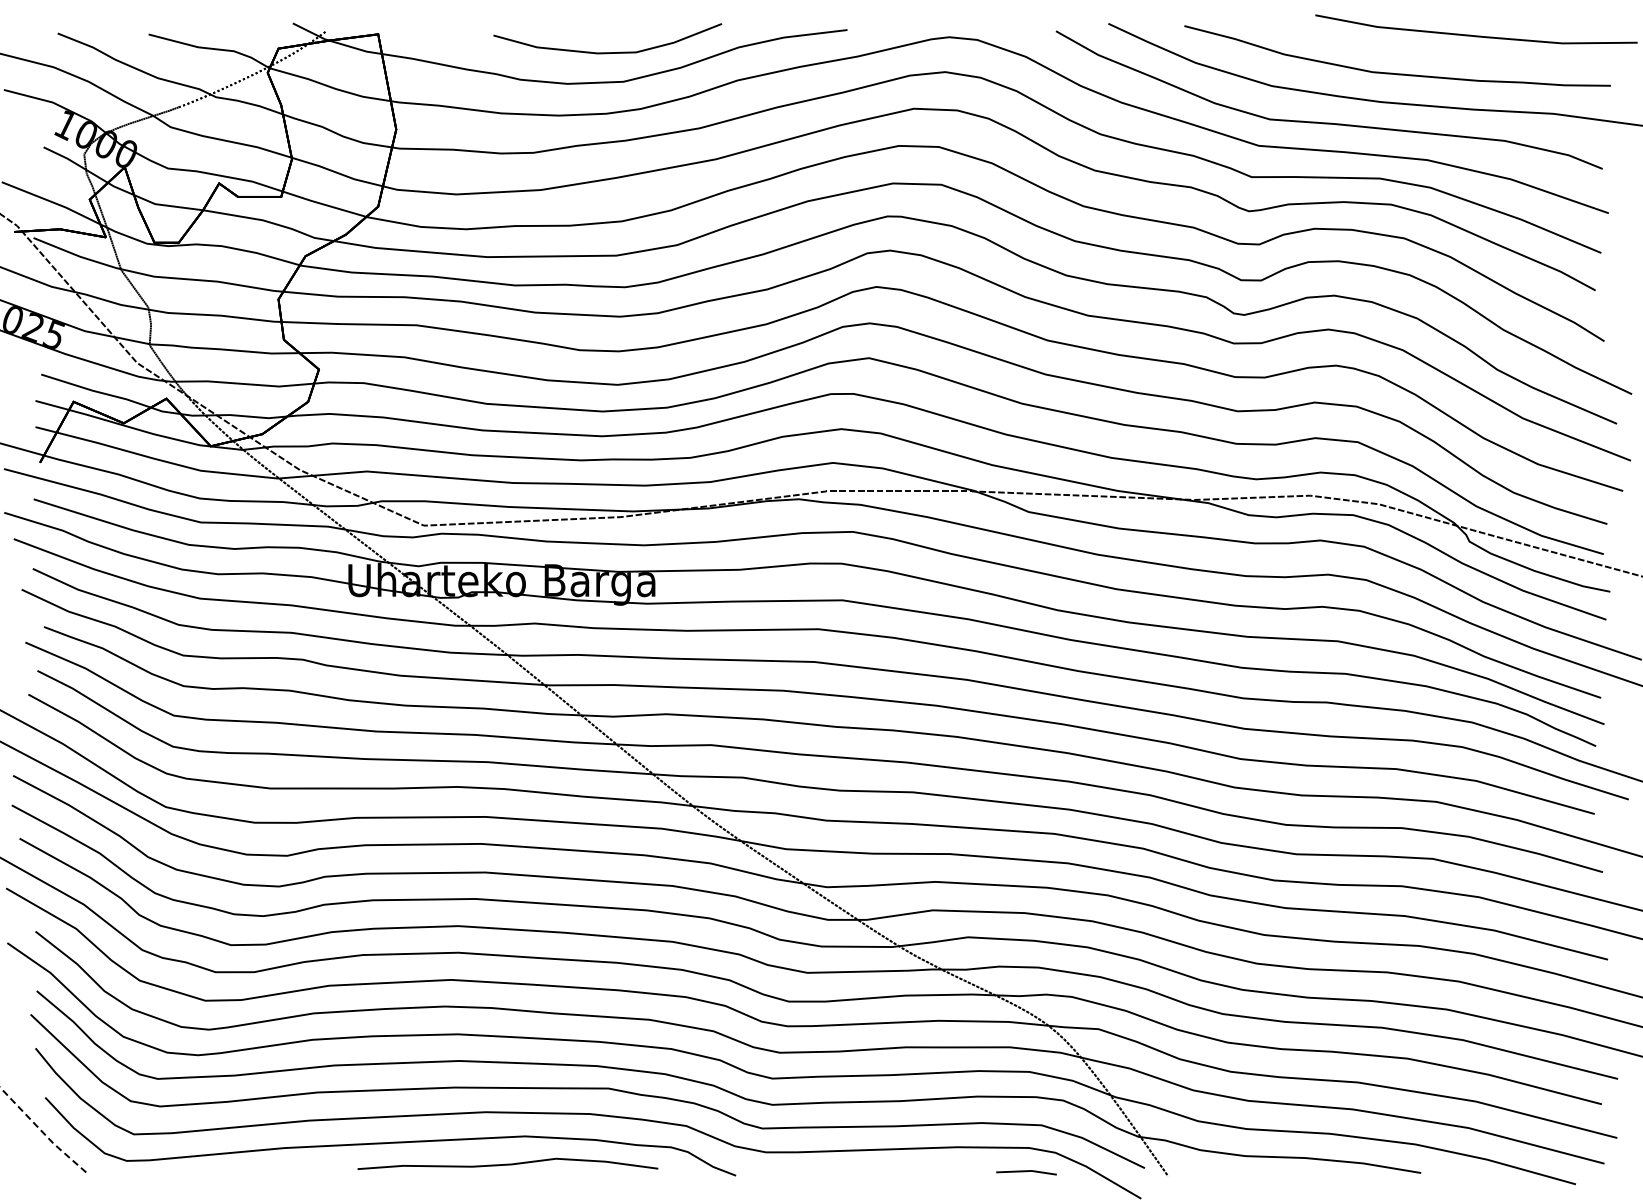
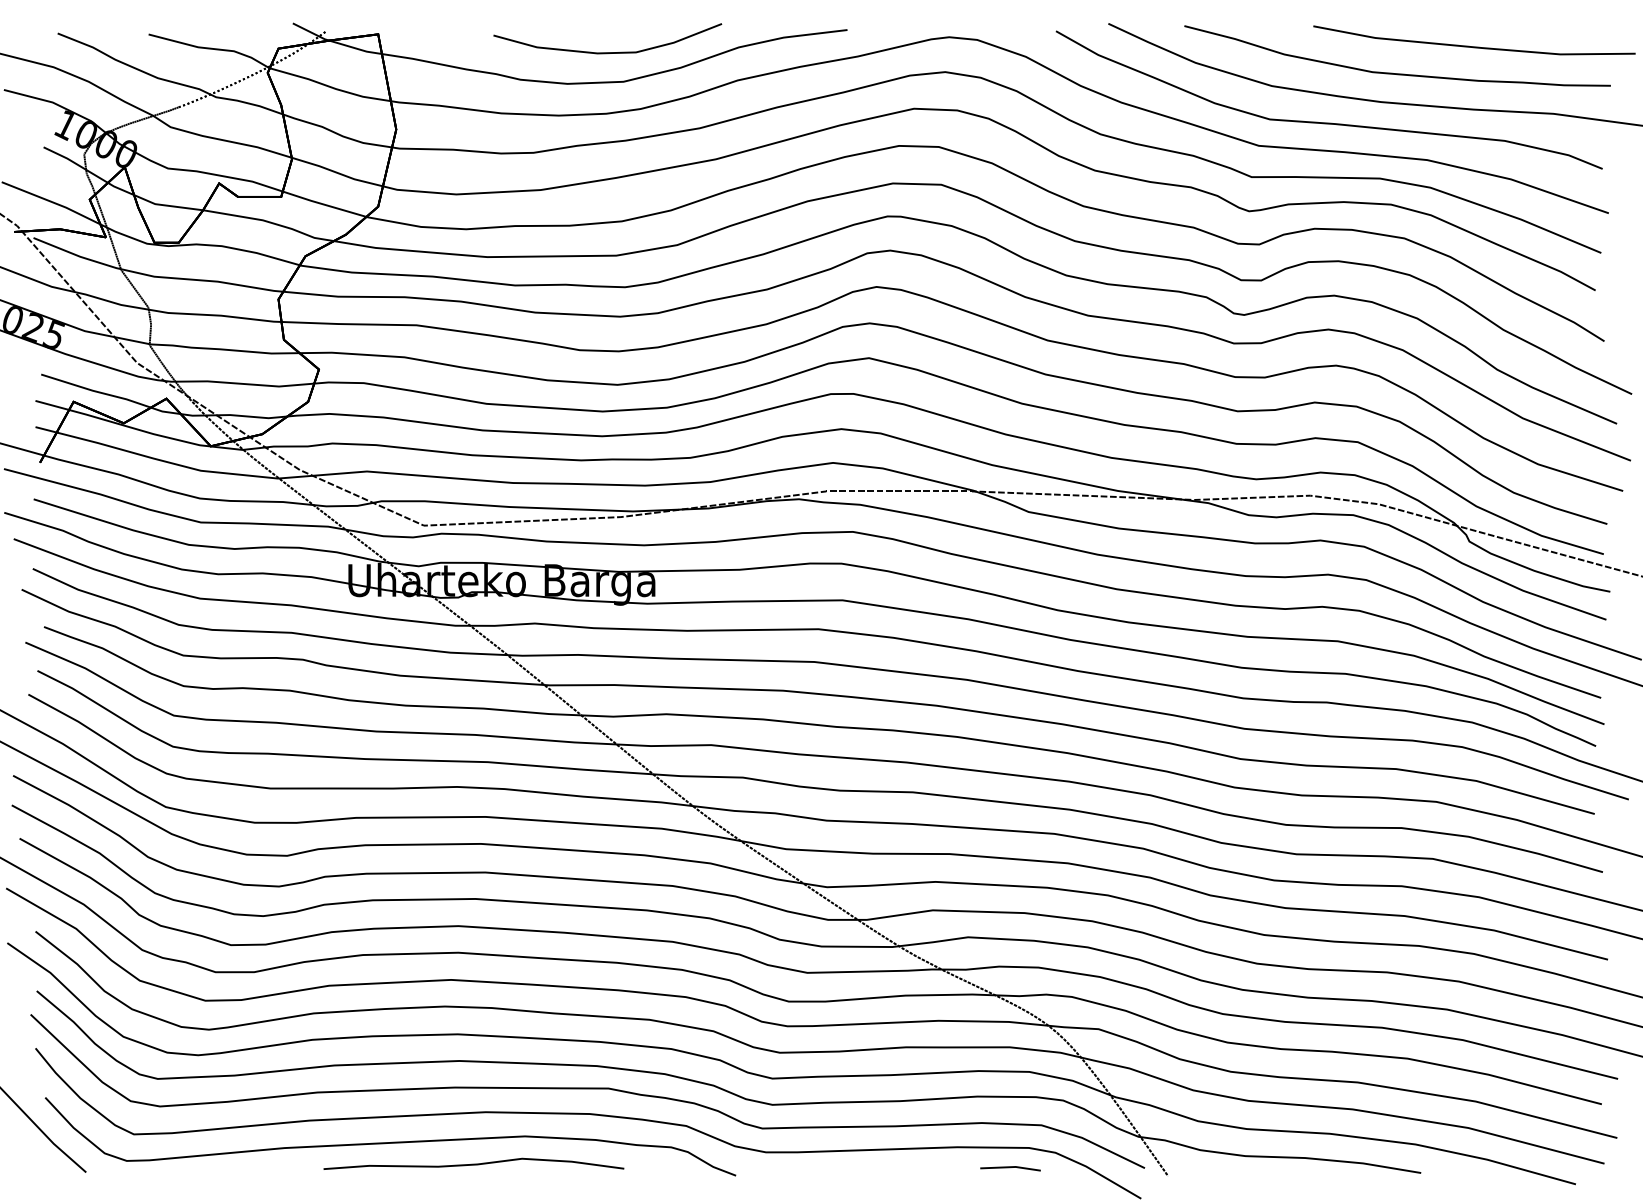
line position: (1476, 35) -> (1474, 46) (1474, 46)
line: dashed -> solid (42, 1131)
curve position: (507, 1163) -> (473, 1163) (473, 1163)
line position: (1026, 1172) -> (1010, 1168) (1010, 1168)
